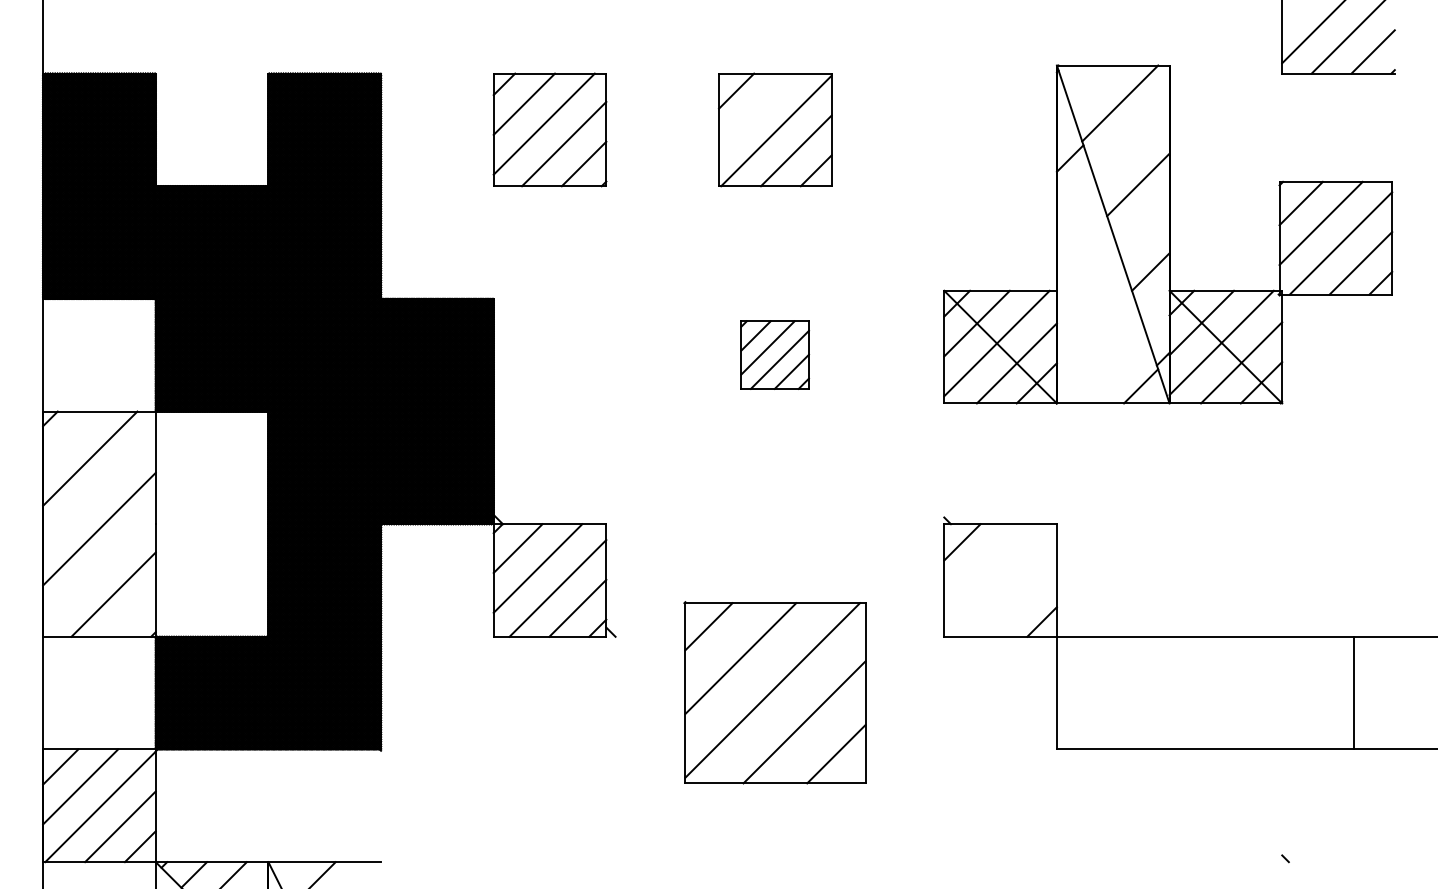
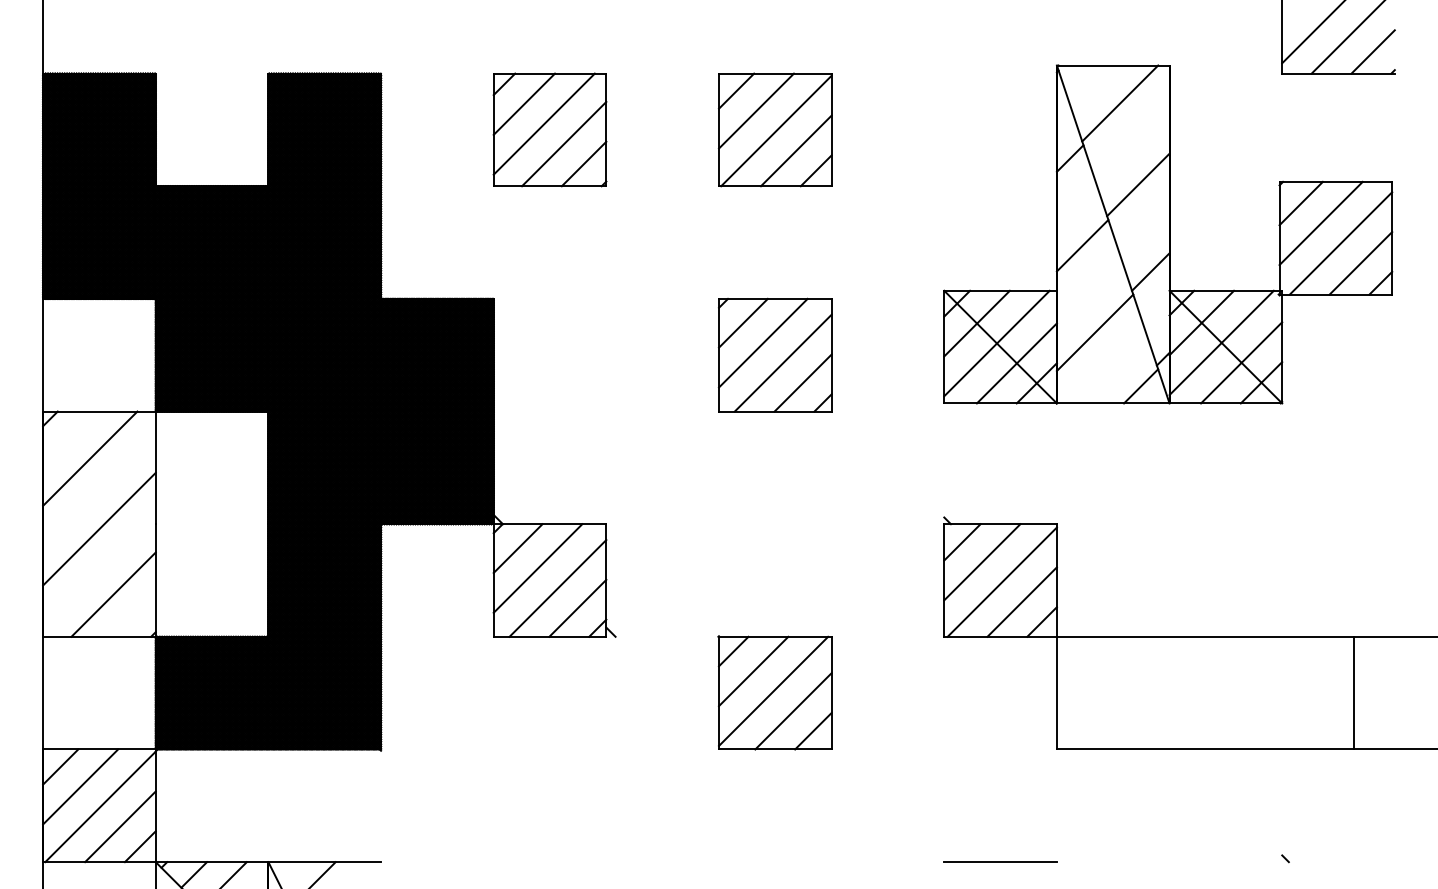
line: none -> present (755, 110)
line: none -> present (1082, 245)
line: none -> present (1094, 332)
part size: 71x70 px -> 116x116 px (774, 354)
line: none -> present (982, 562)
line: none -> present (1001, 581)
line: none -> present (1021, 601)
part size: 184x184 px -> 116x116 px (774, 692)
line: none -> present (1000, 862)
